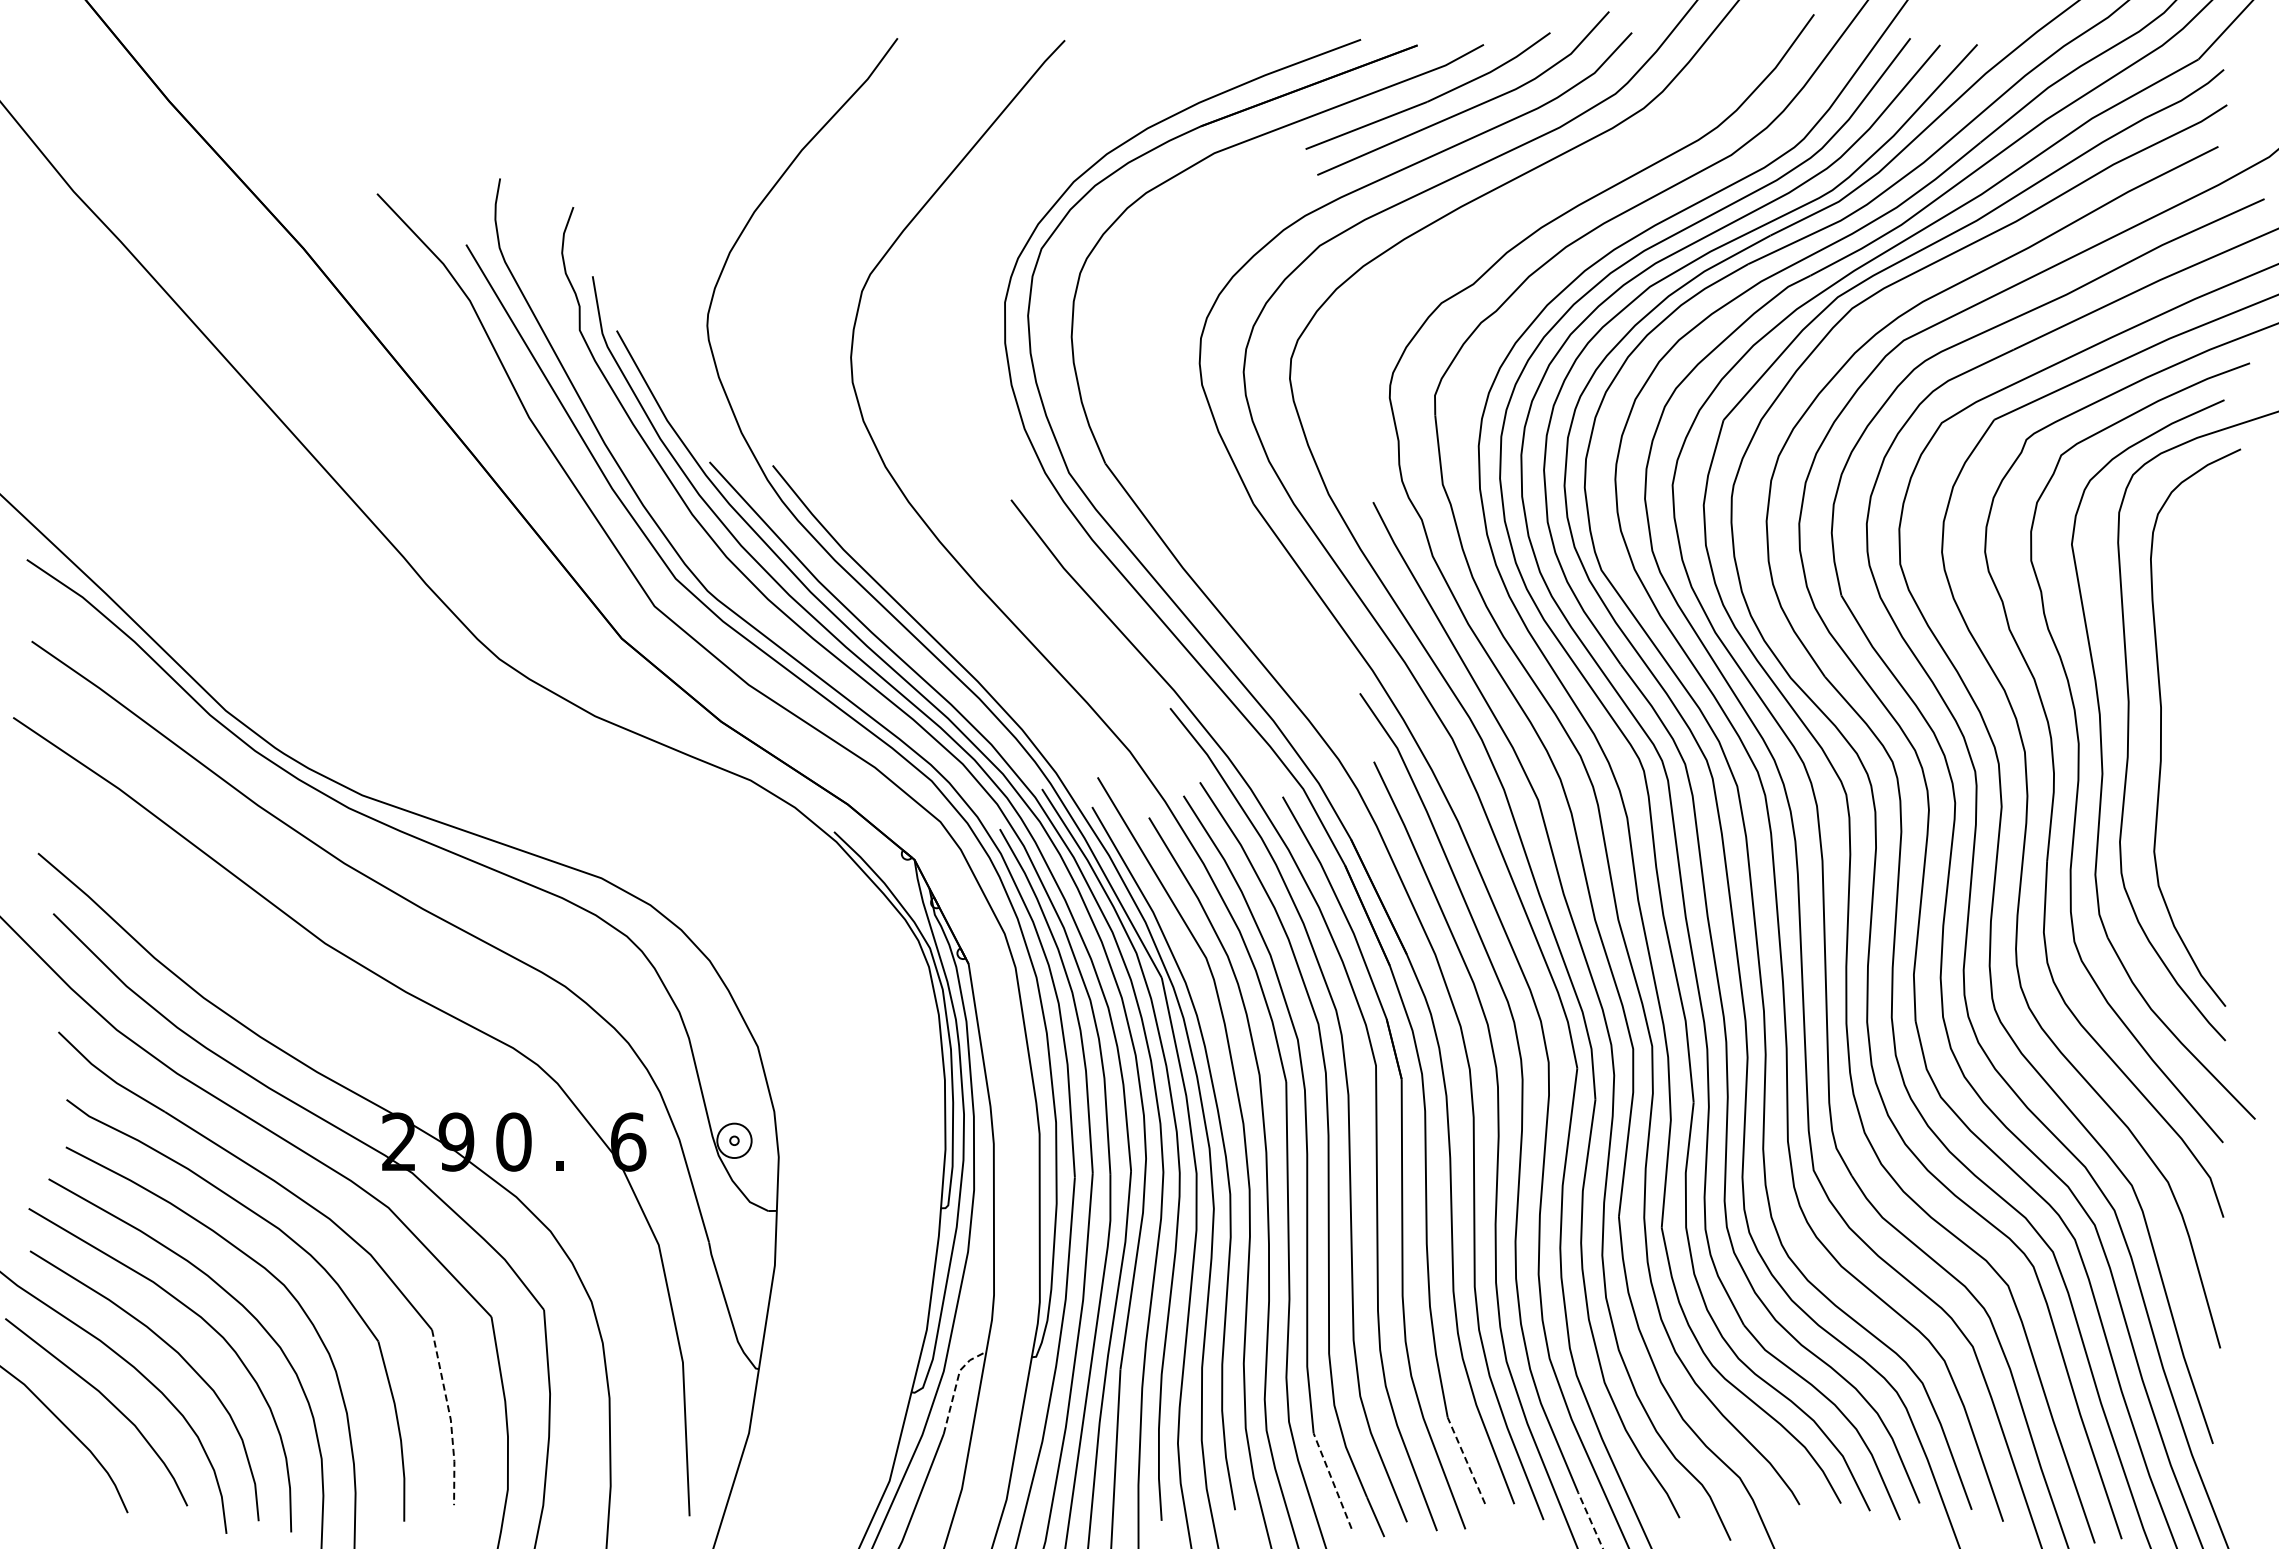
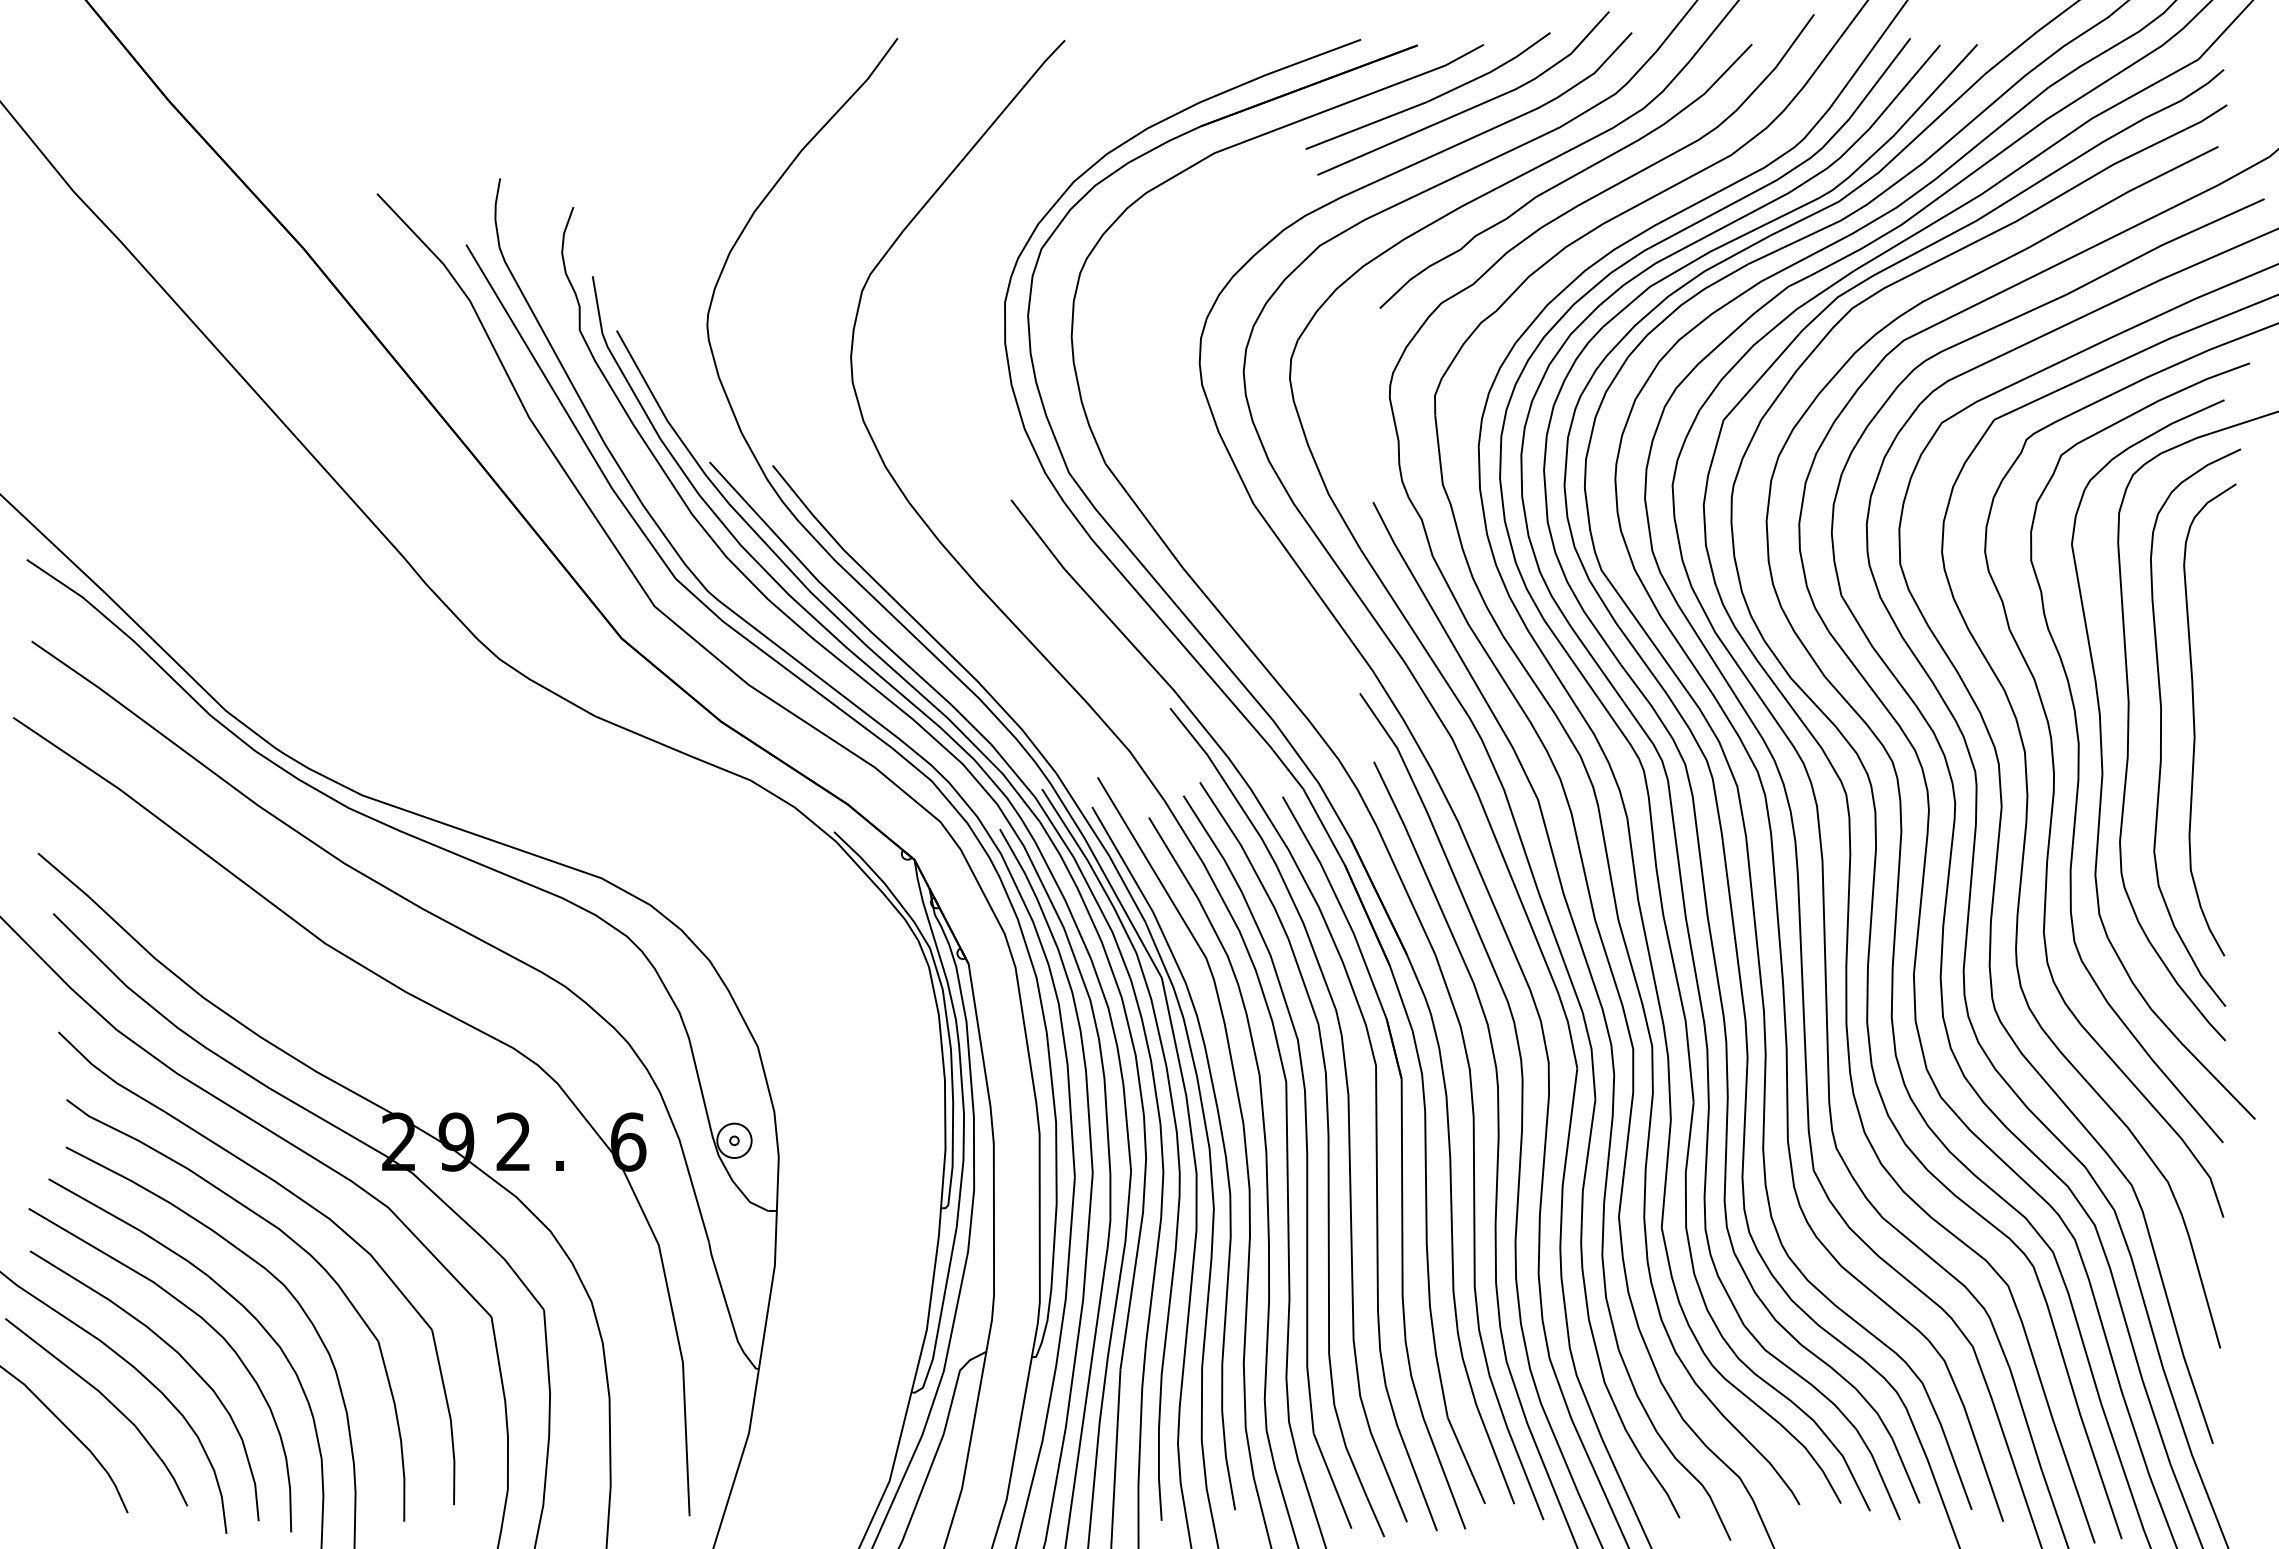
curve: none -> present (1568, 177)
curve: none -> present (2194, 719)
text: 0 -> 2 (513, 1141)
line: dashed -> solid (956, 1385)
line: dashed -> solid (450, 1418)
line: dashed -> solid (1466, 1460)
line: dashed -> solid (1332, 1480)
line: dashed -> solid (1590, 1519)
